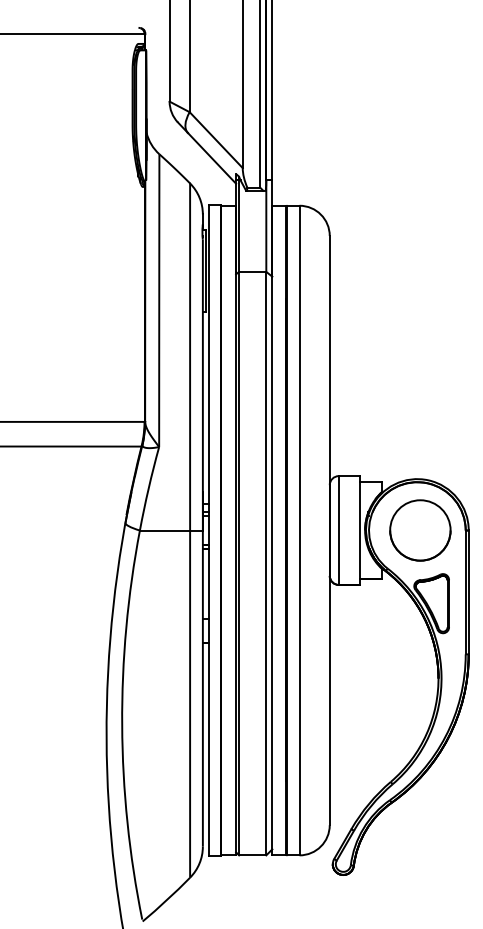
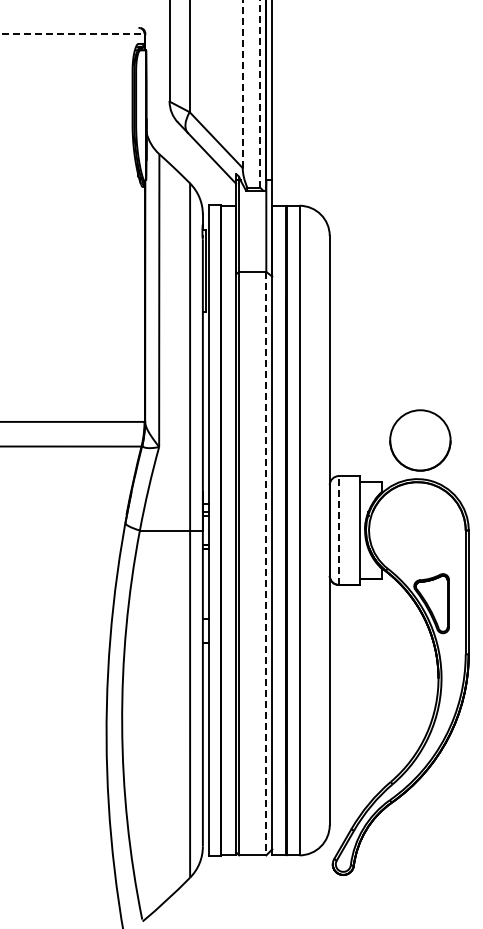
line: solid -> dashed (72, 33)
line: solid -> dashed (242, 84)
line: solid -> dashed (260, 93)
line: solid -> dashed (338, 530)
circle position: (420, 530) -> (420, 440) (420, 440)
line: solid -> dashed (266, 563)
